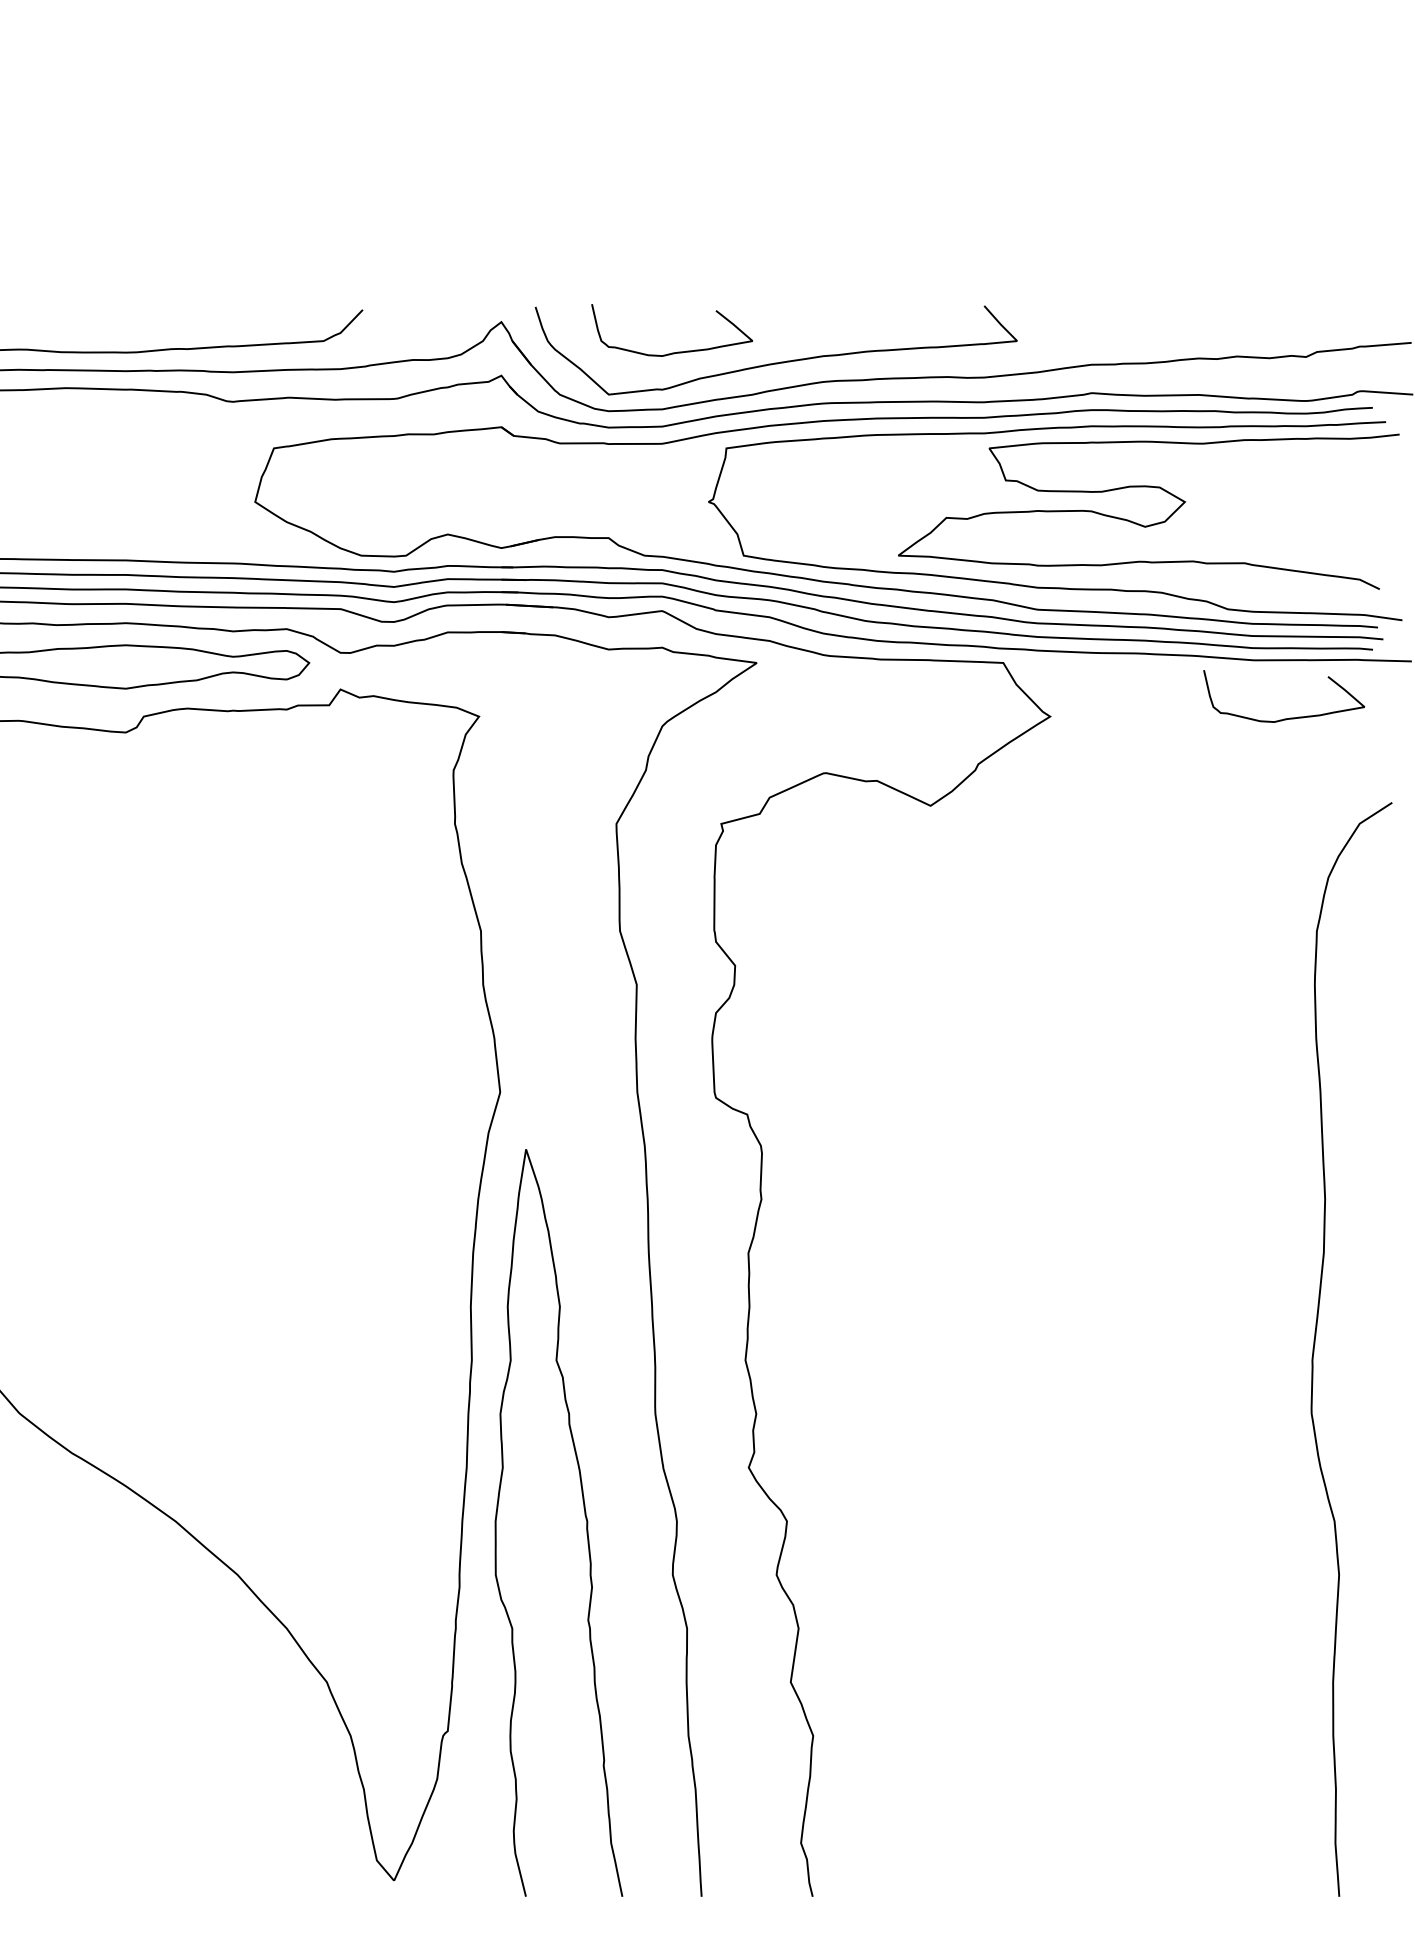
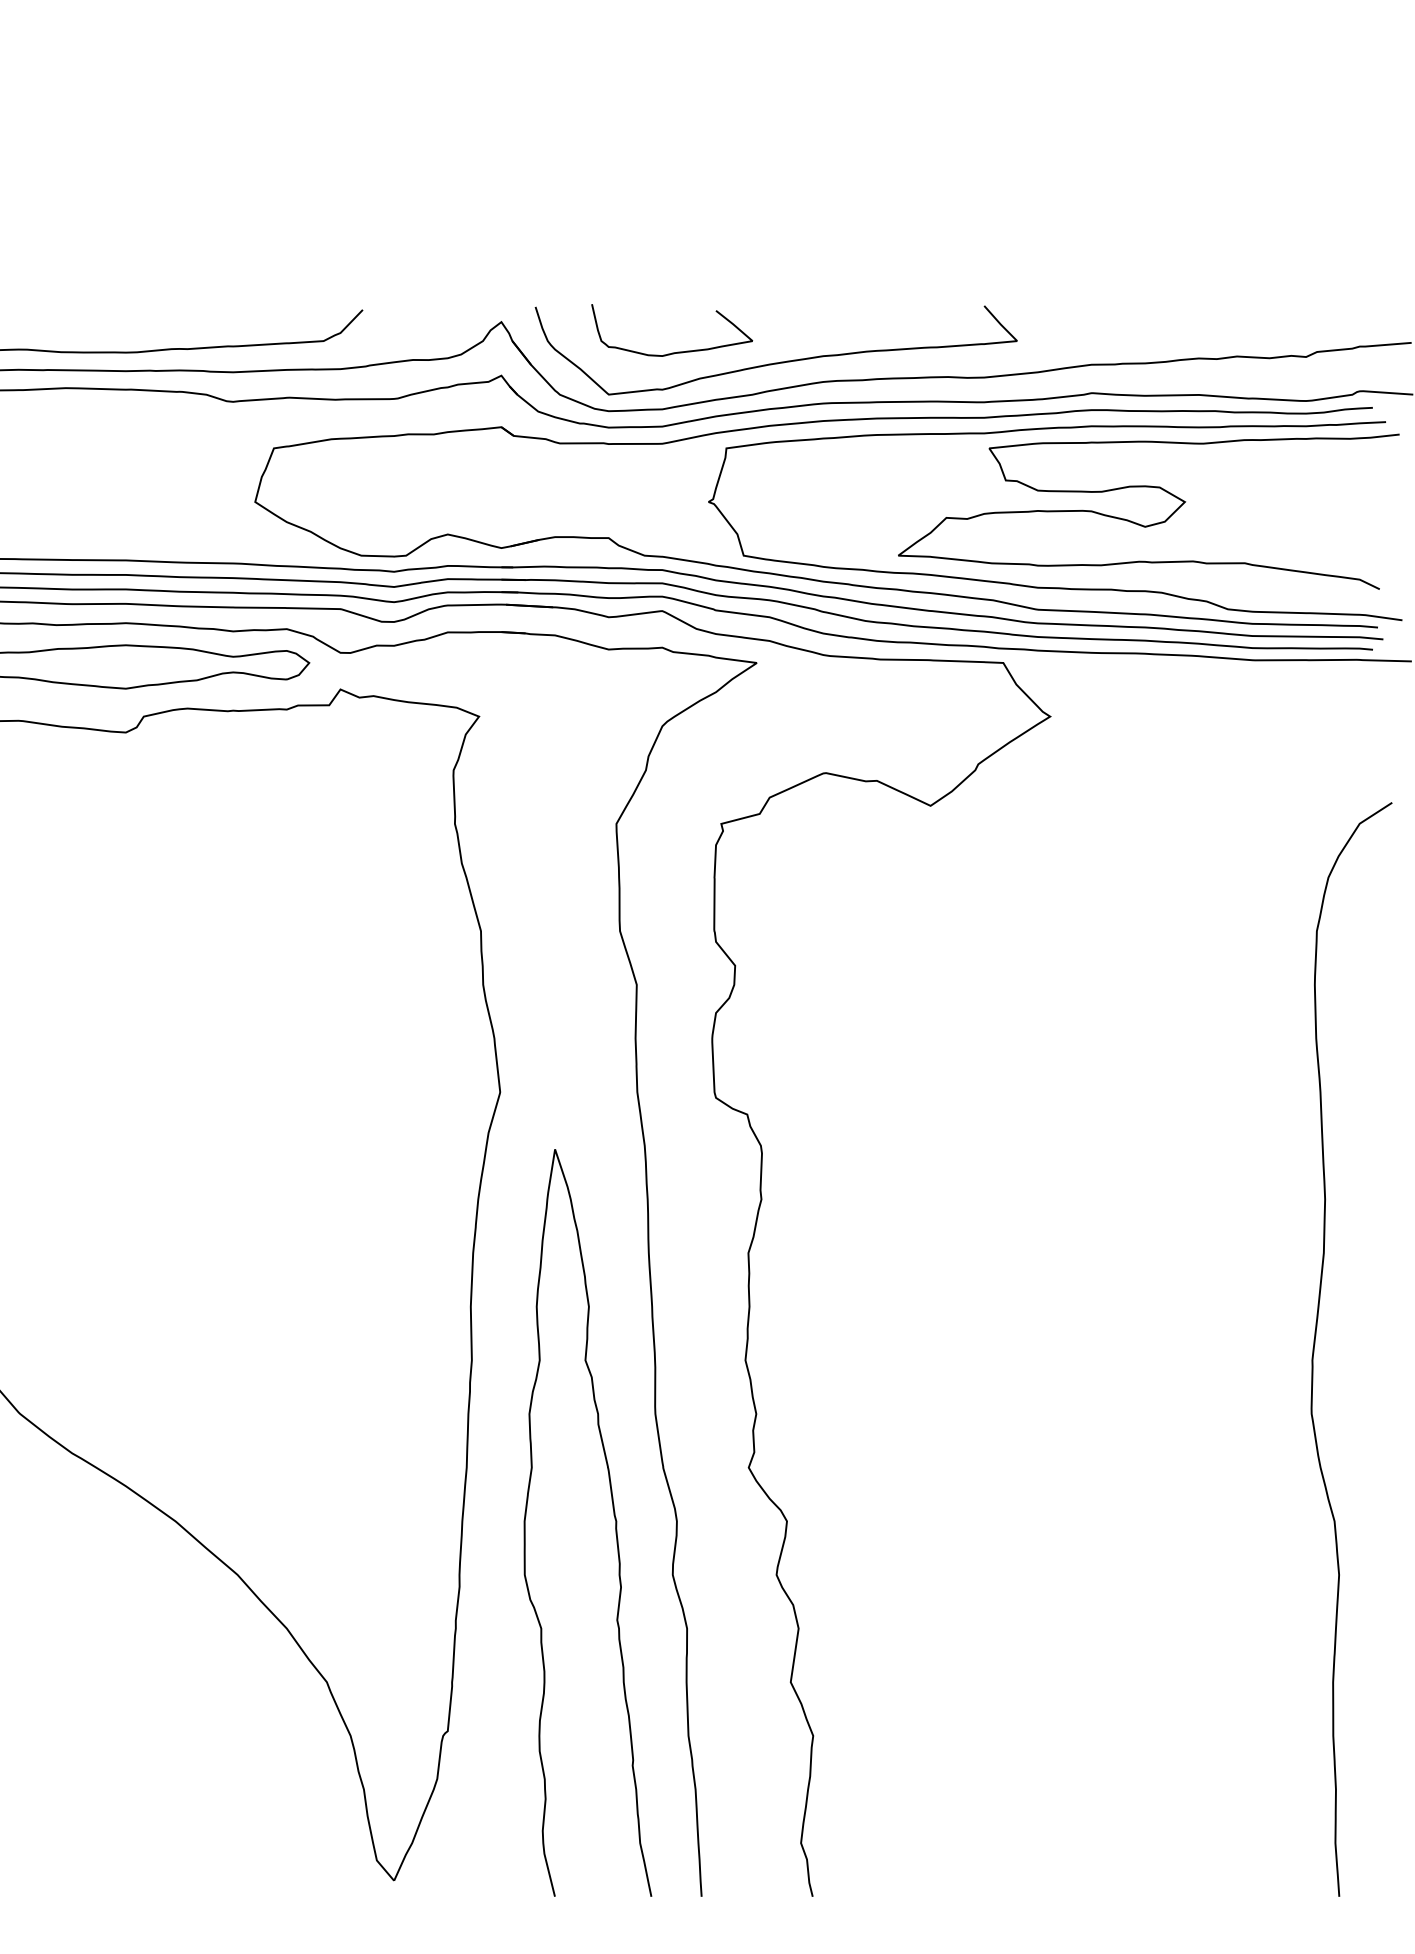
curve: present -> none (1289, 717)
curve position: (584, 1515) -> (613, 1515) (613, 1515)
